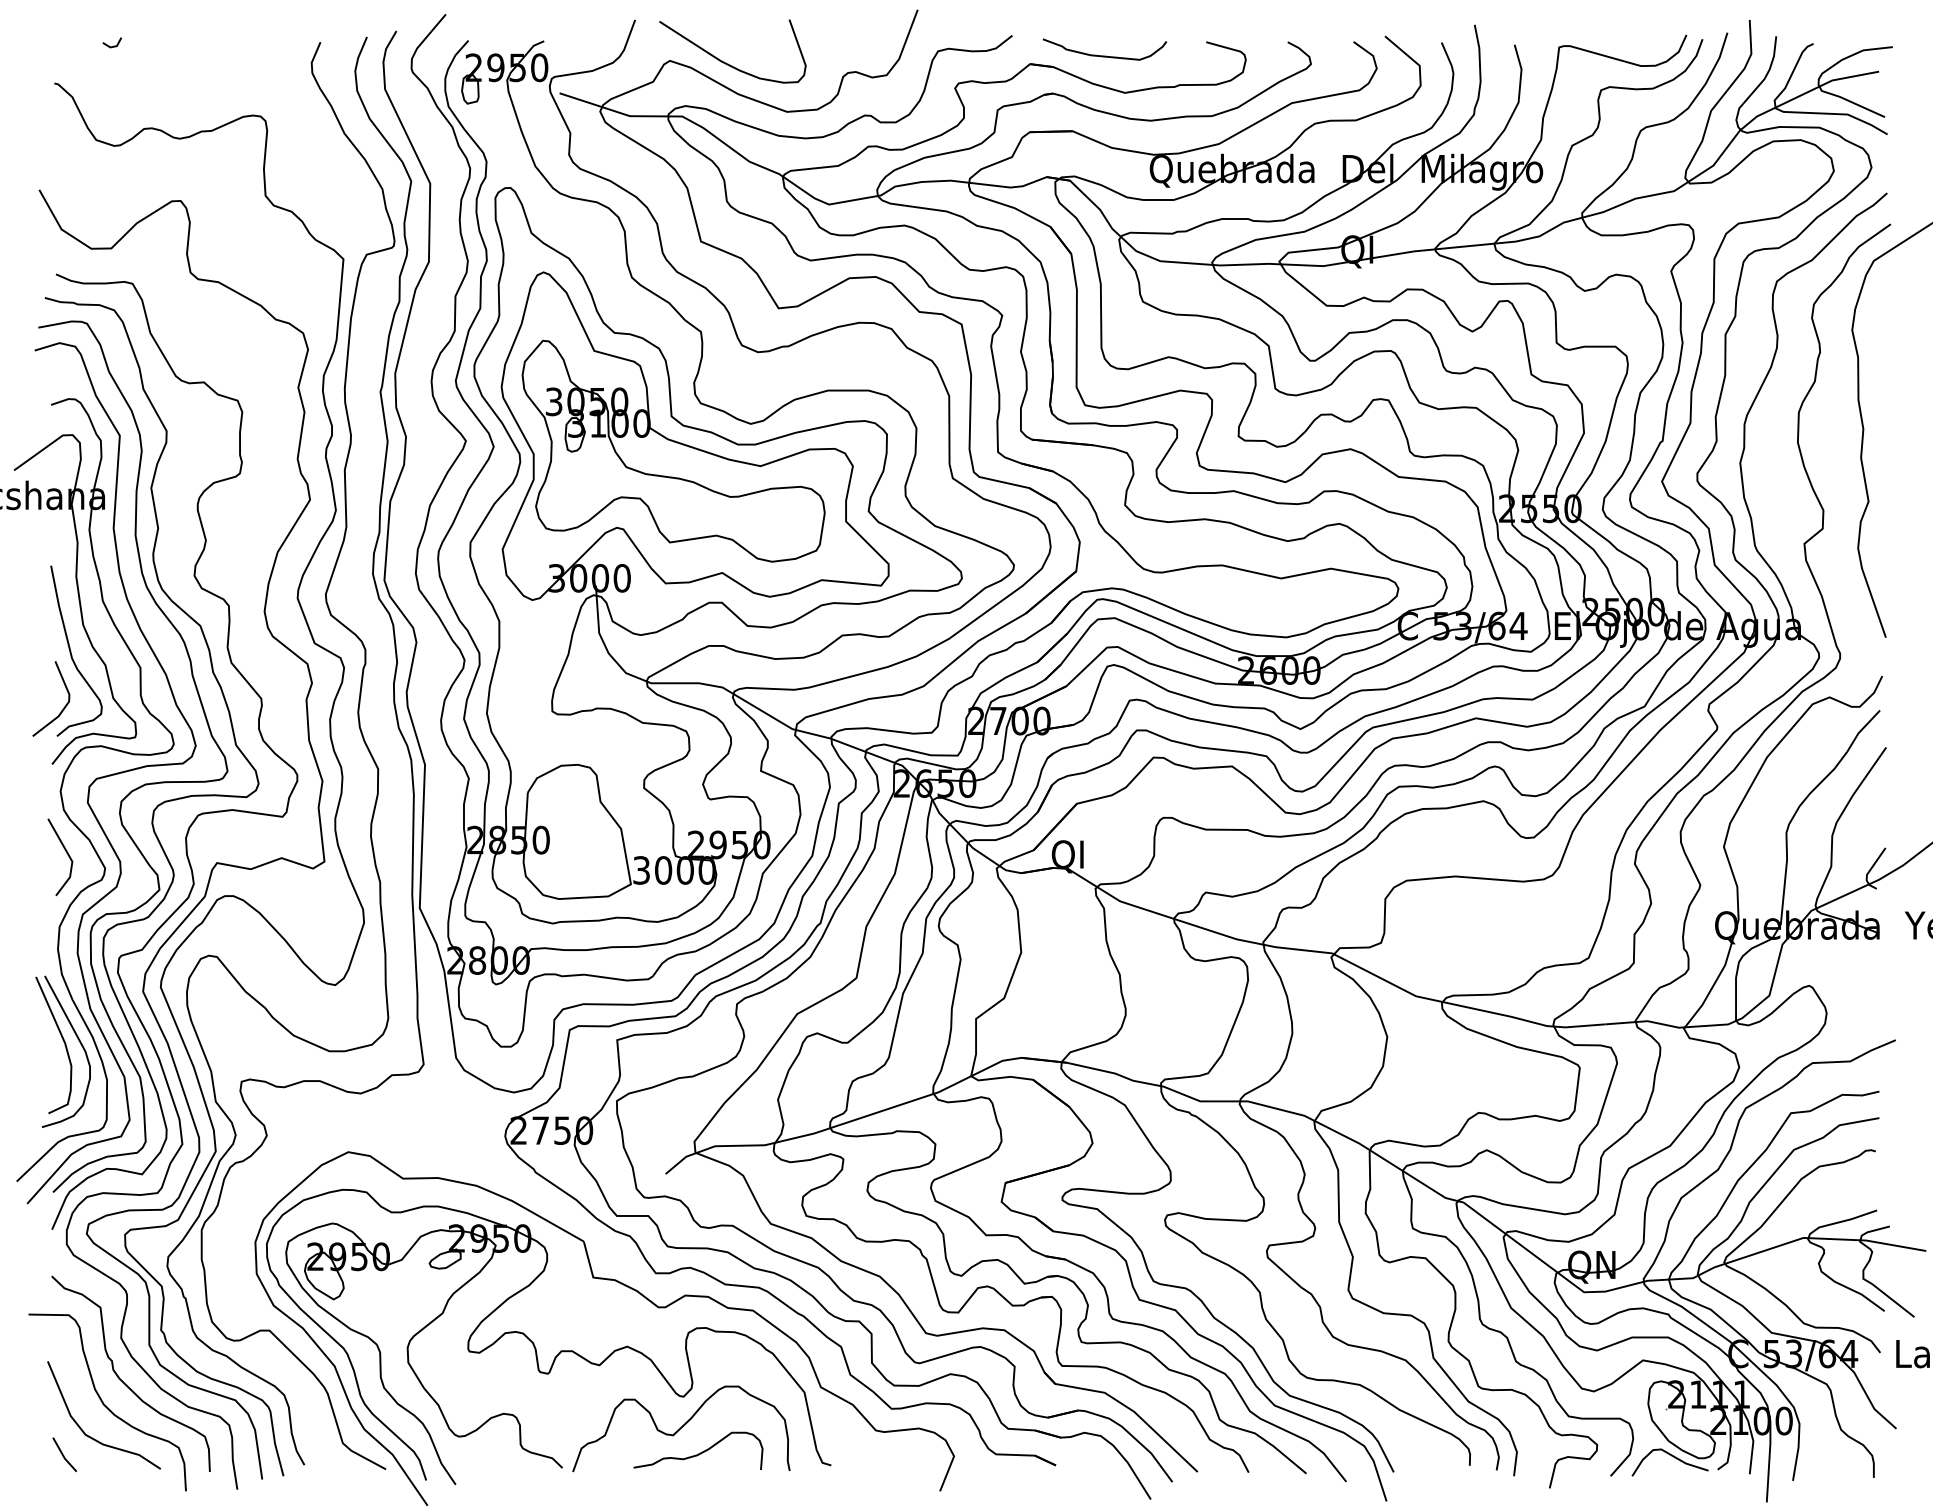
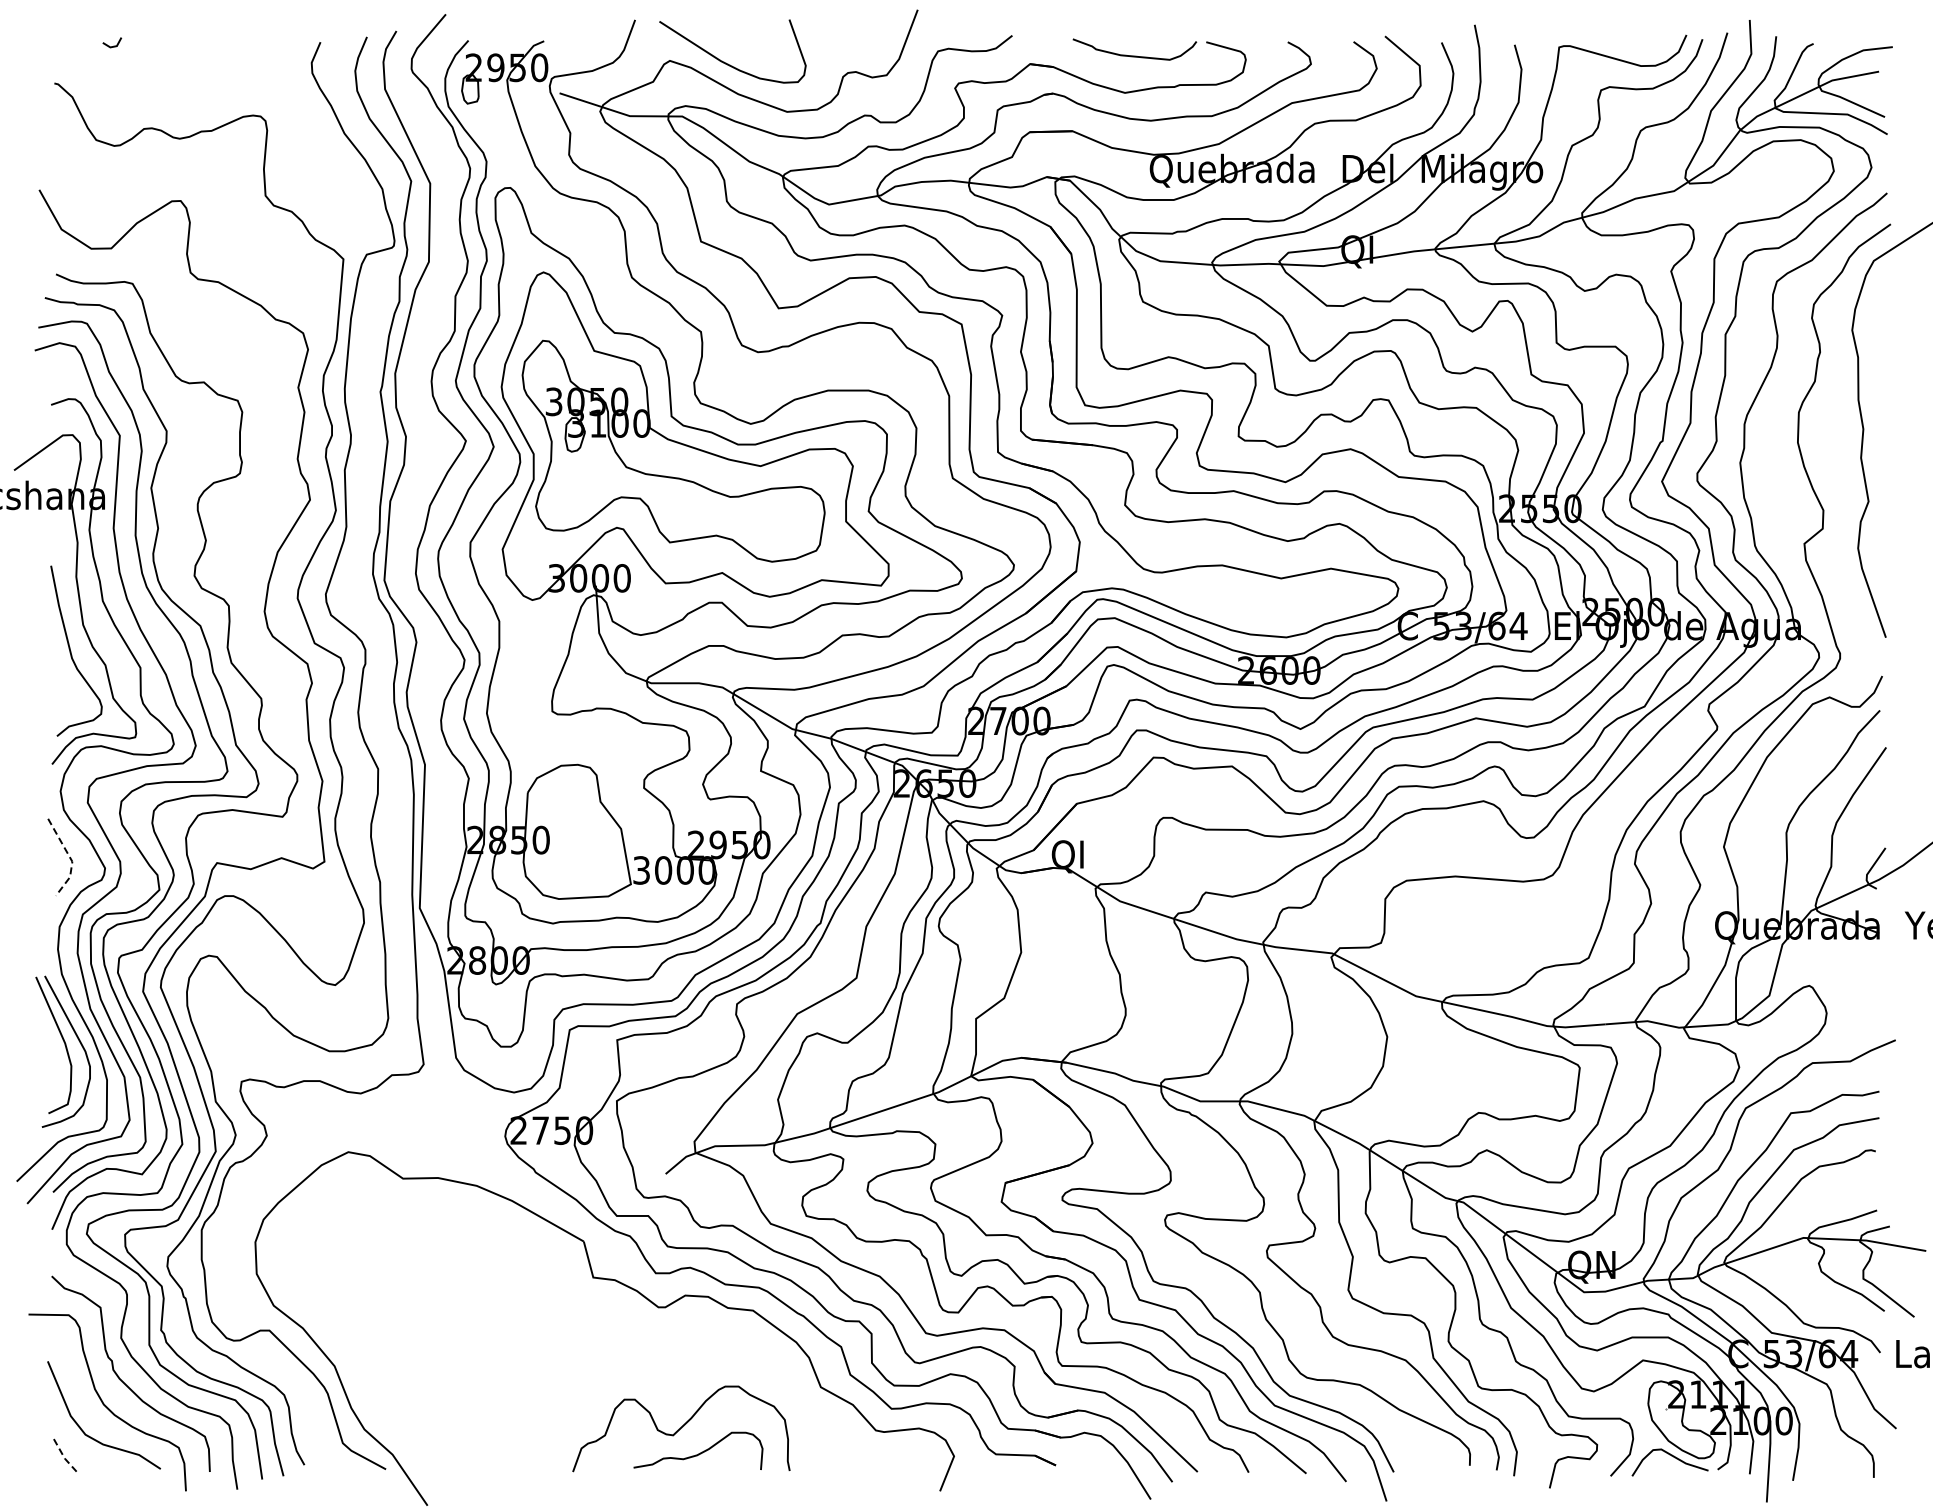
curve position: (1104, 55) -> (1134, 55) (1134, 55)
line: present -> none (63, 707)
line: solid -> dashed (70, 858)
part: present -> none (534, 1343)
line: solid -> dashed (63, 1456)
